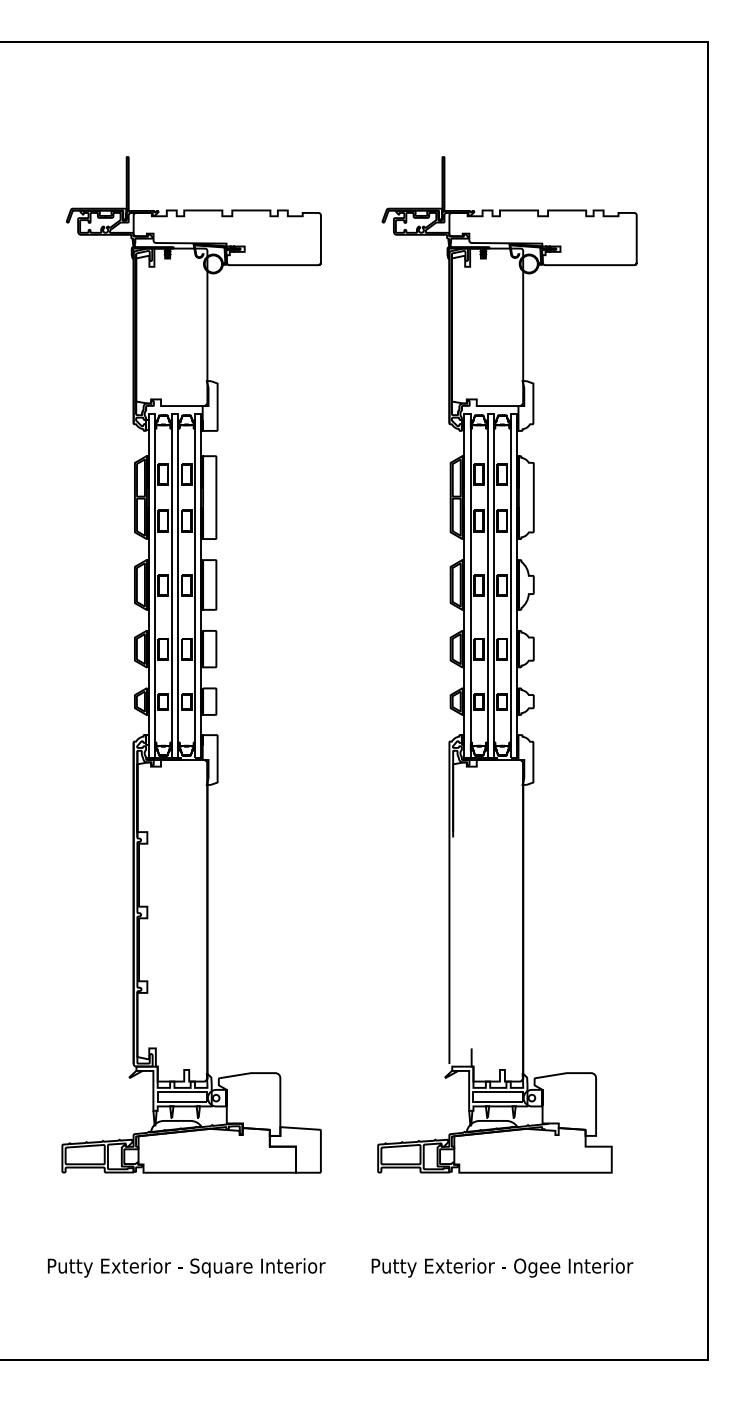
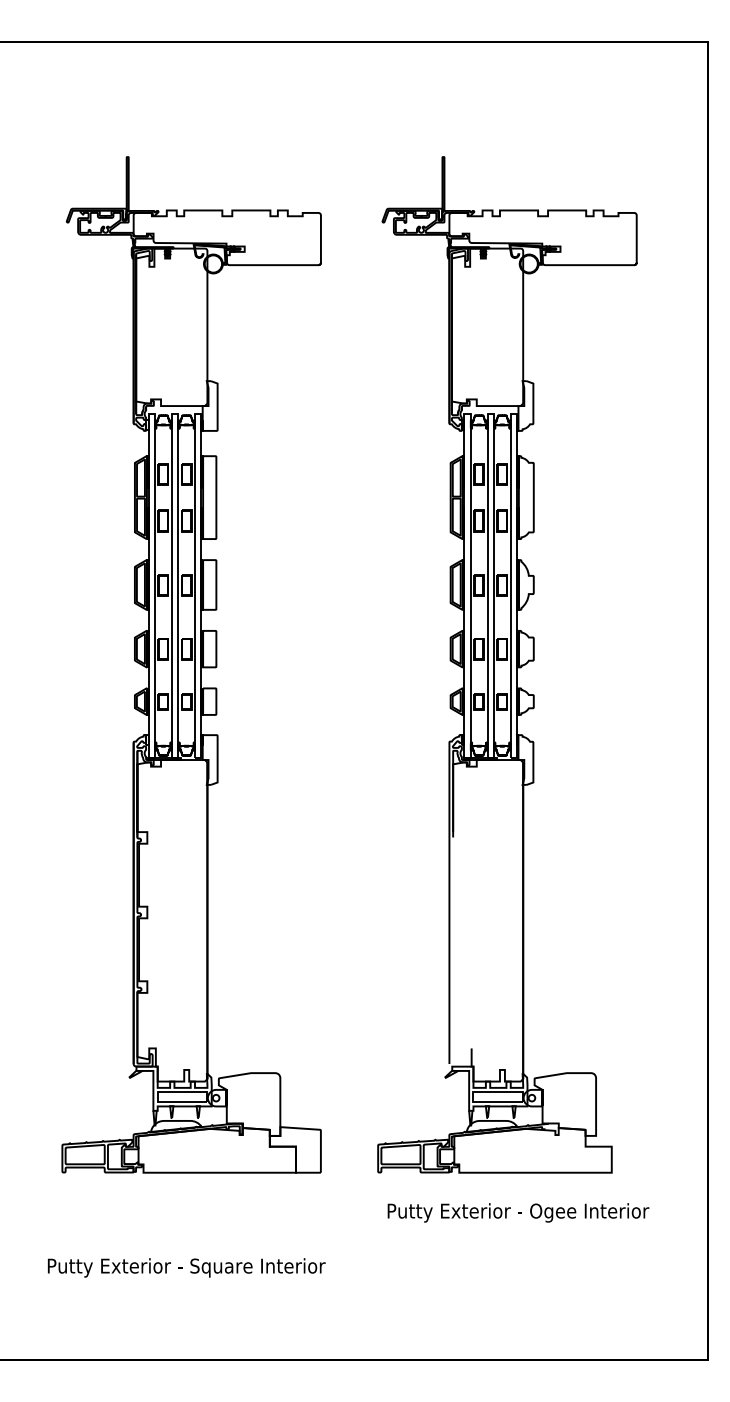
text position: (502, 1267) -> (518, 1212) (518, 1212)
